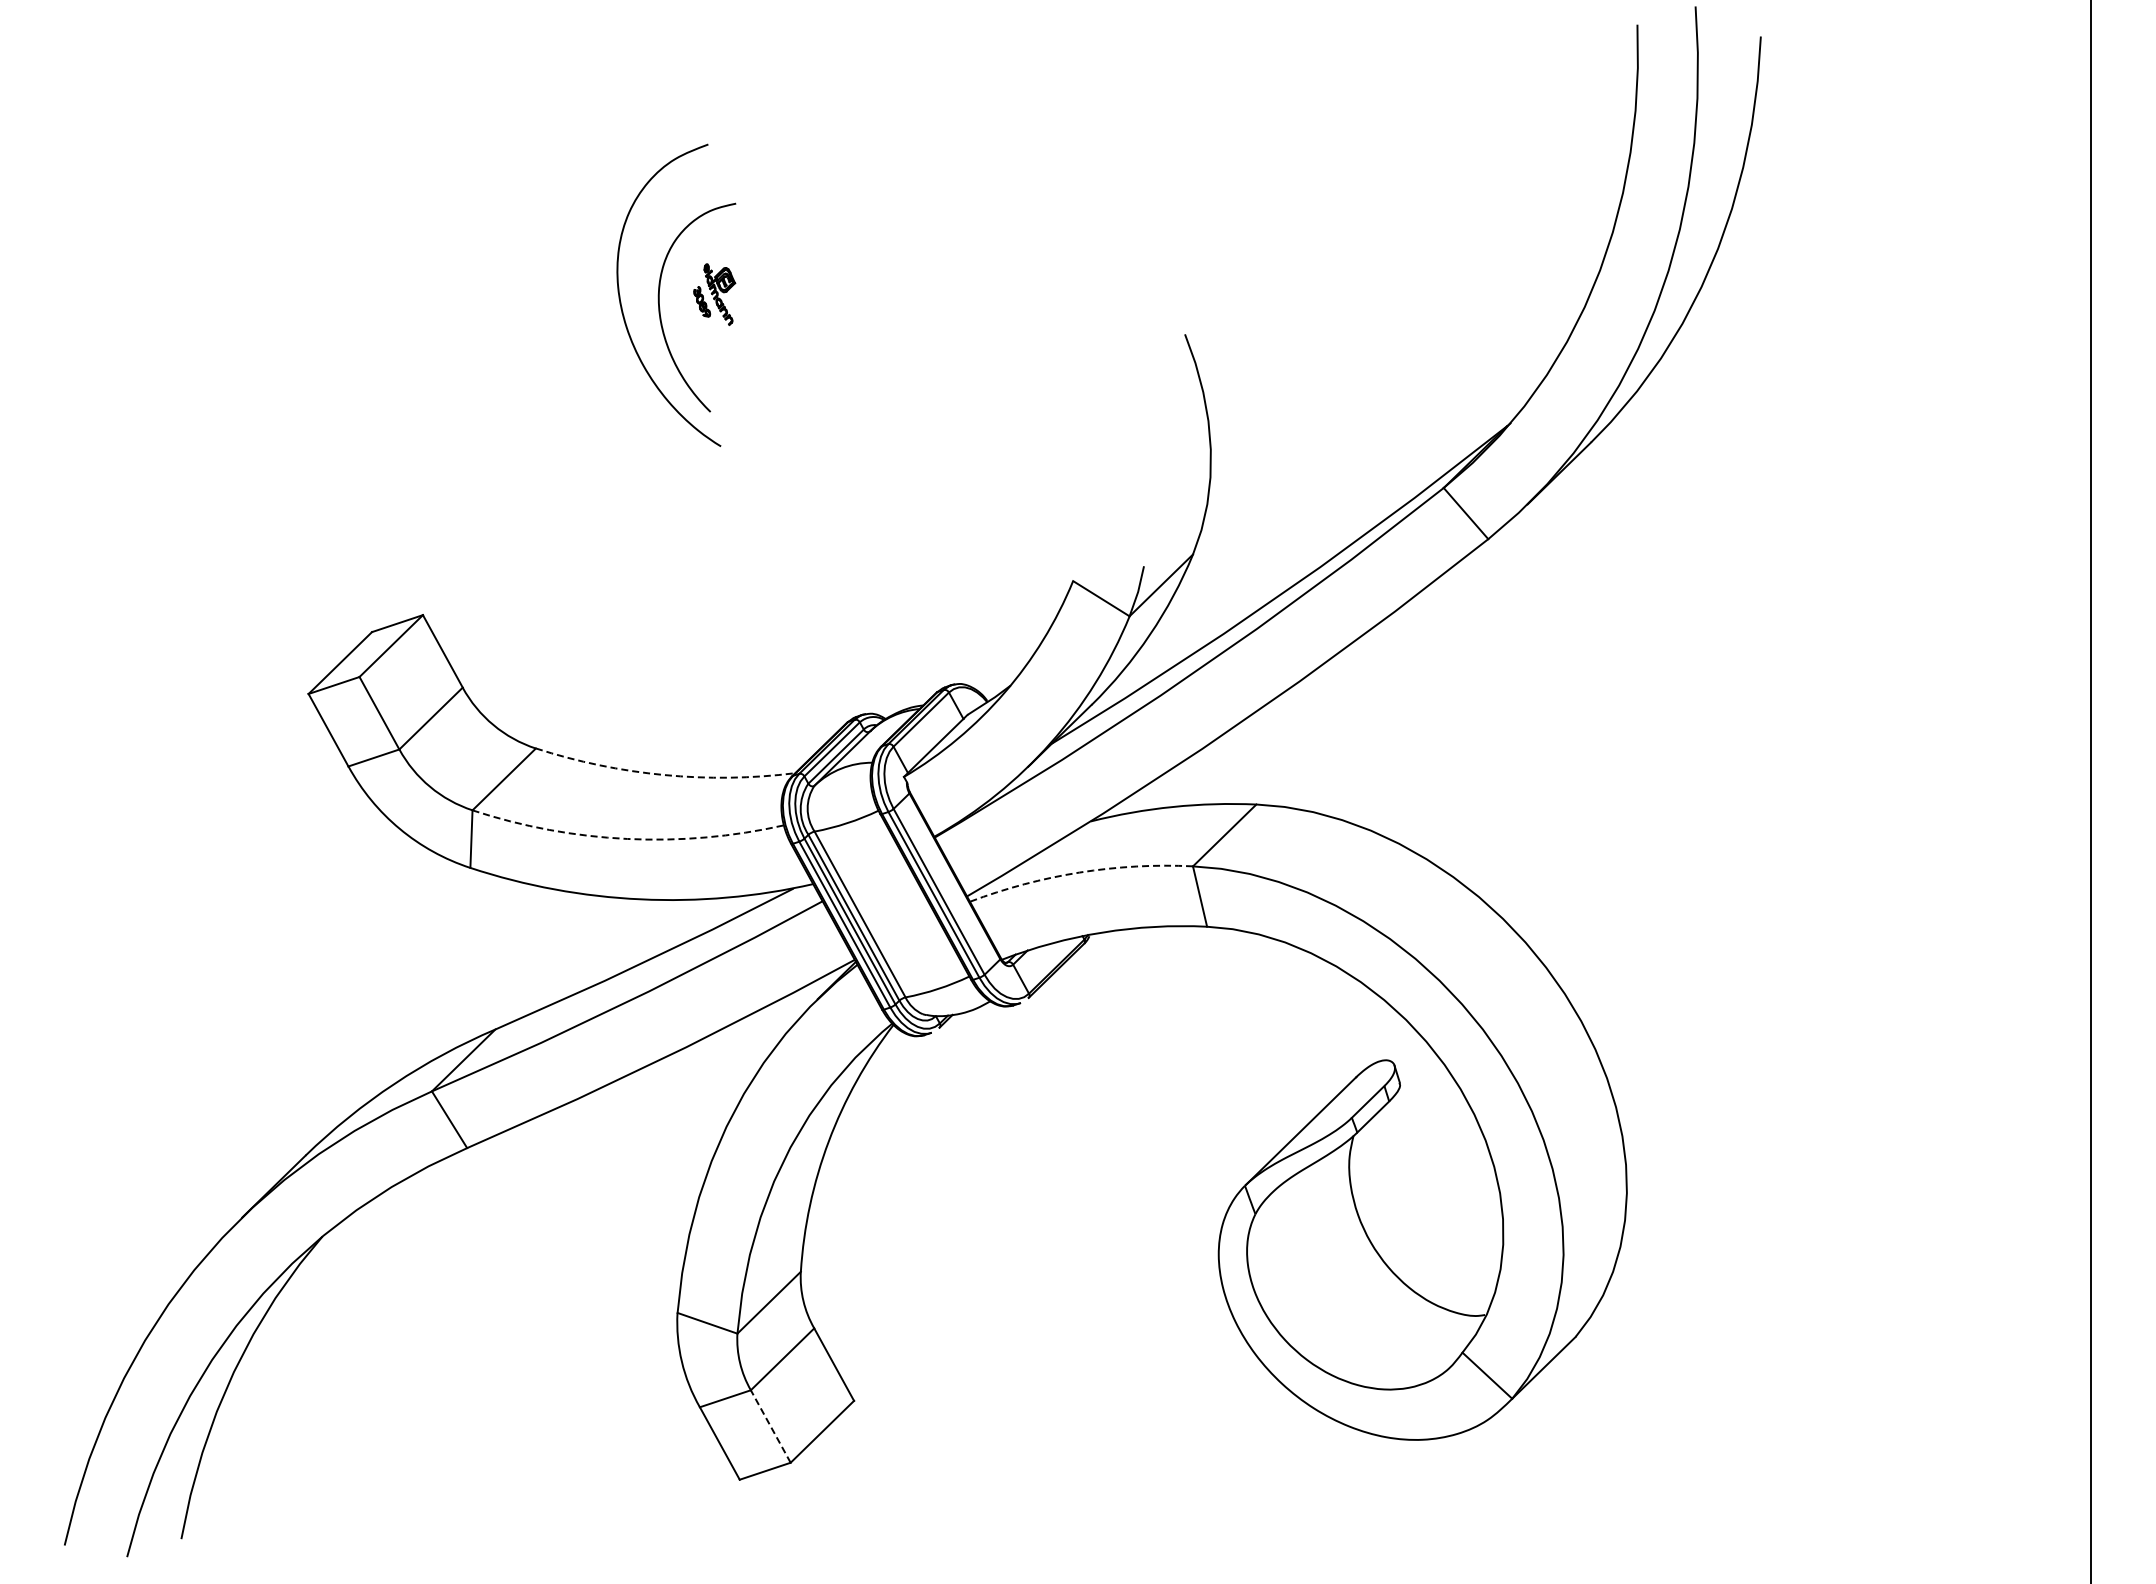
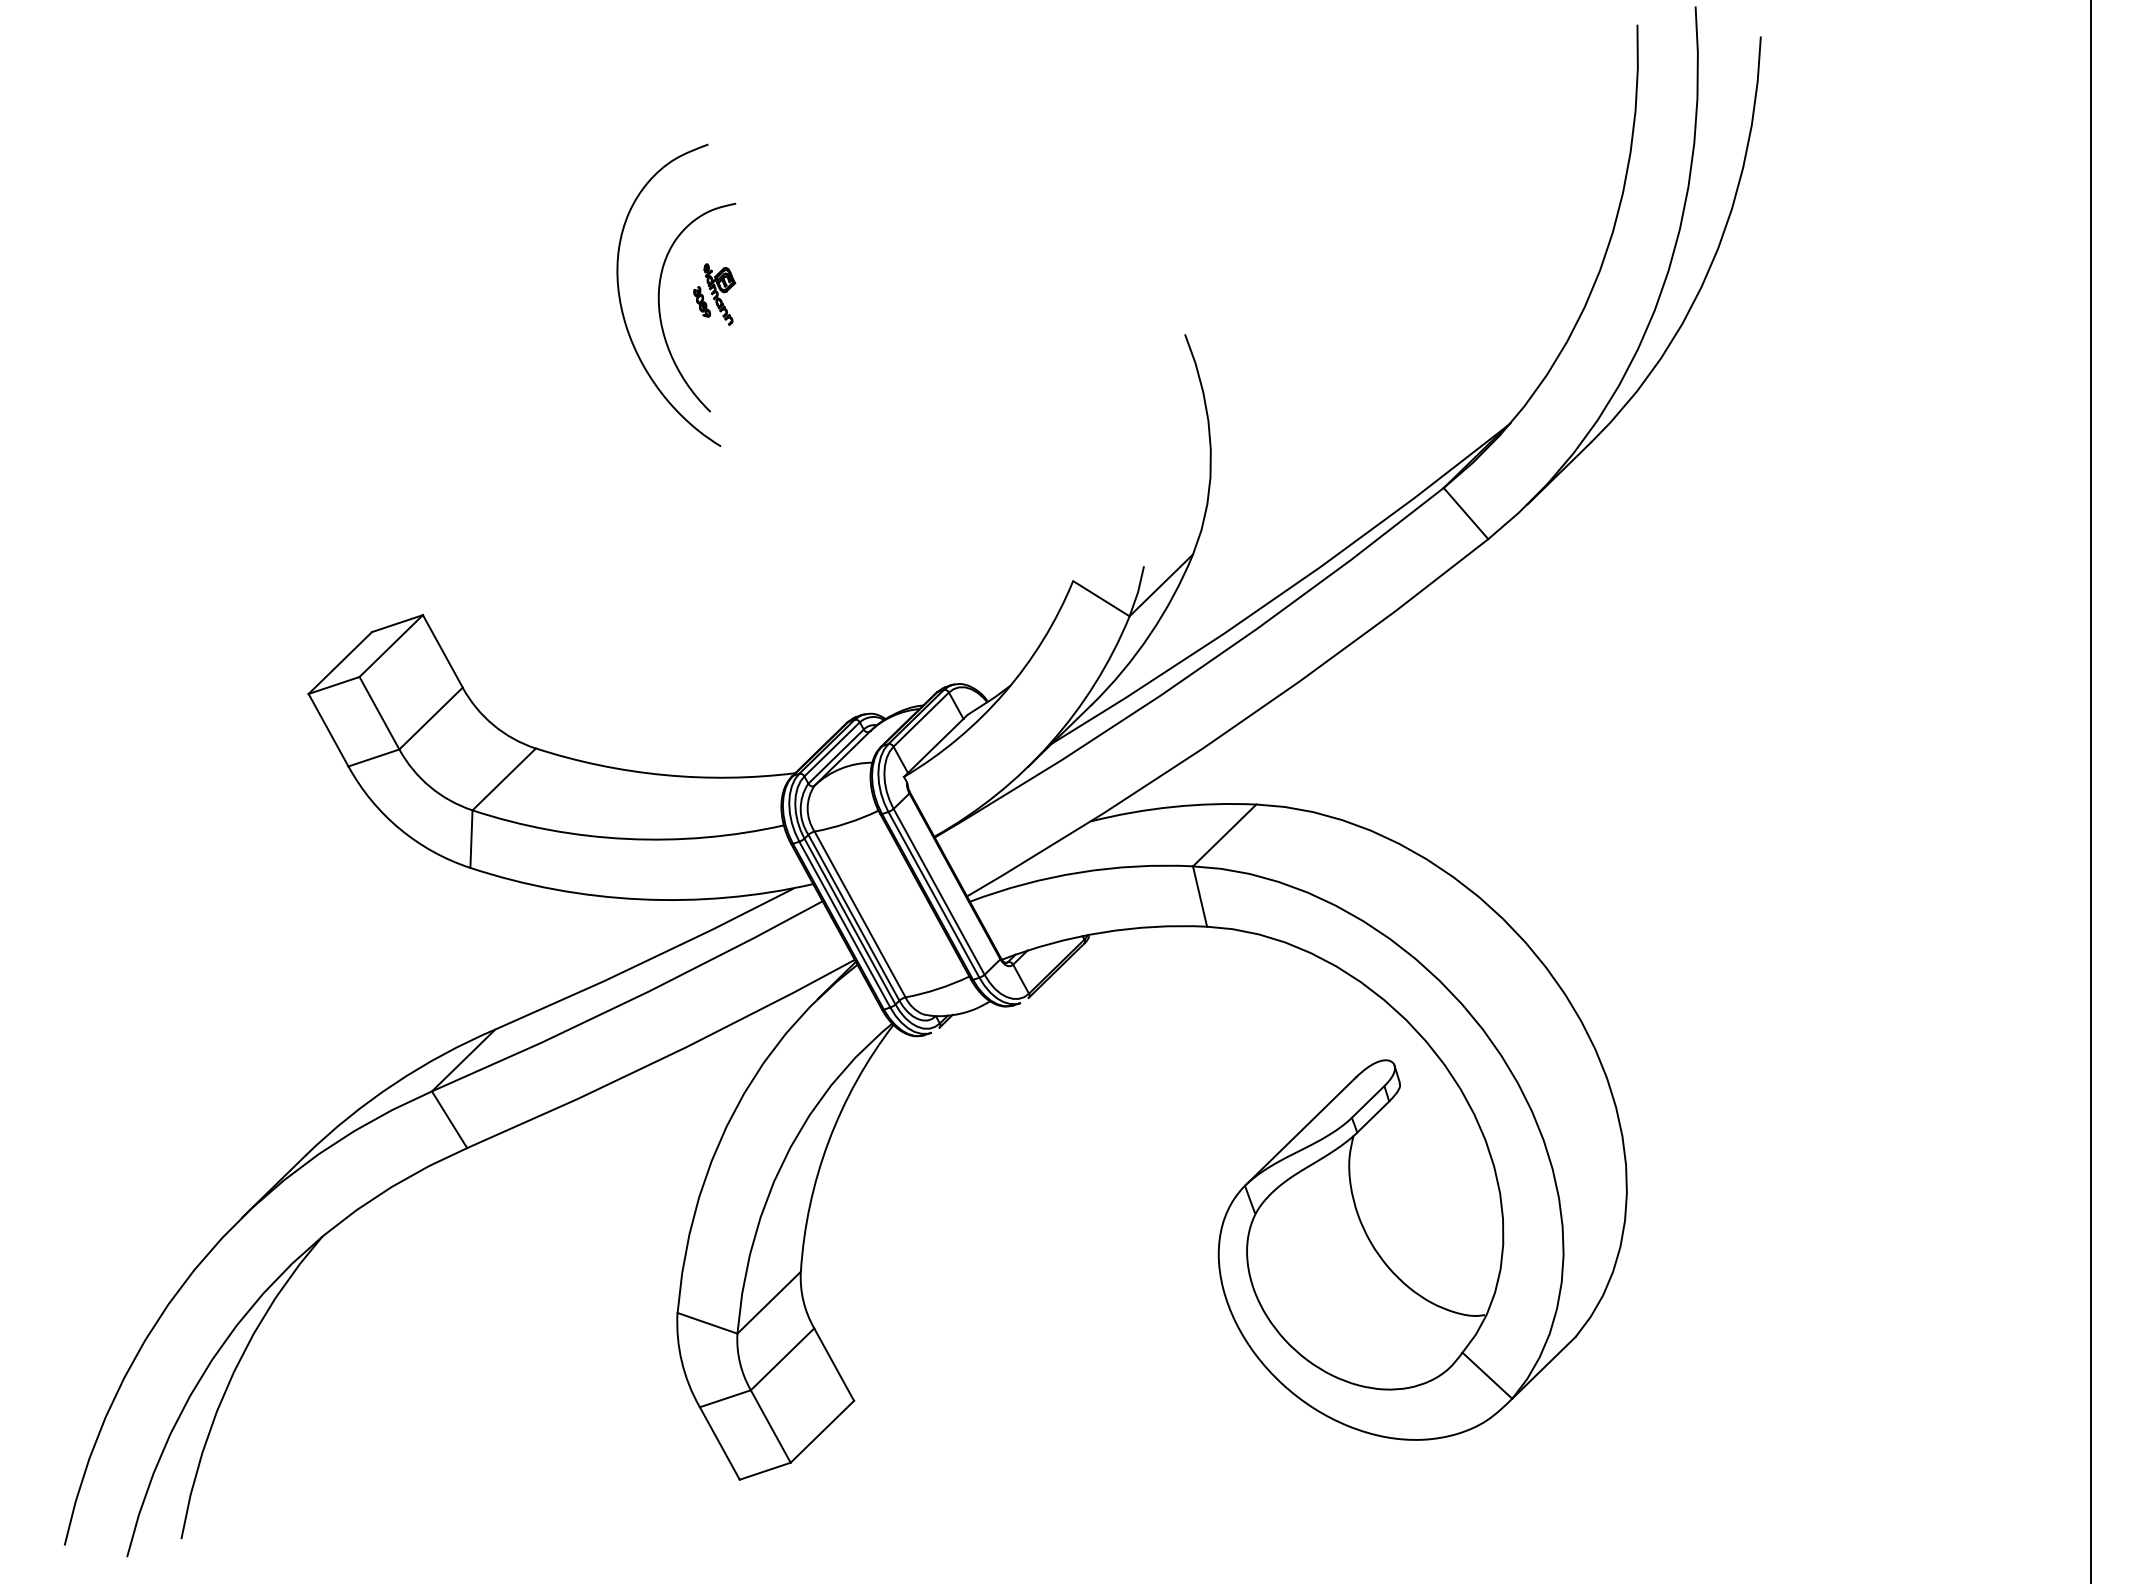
arc: dashed -> solid (664, 775)
arc: dashed -> solid (627, 838)
arc: dashed -> solid (1079, 872)
line: dashed -> solid (770, 1426)
